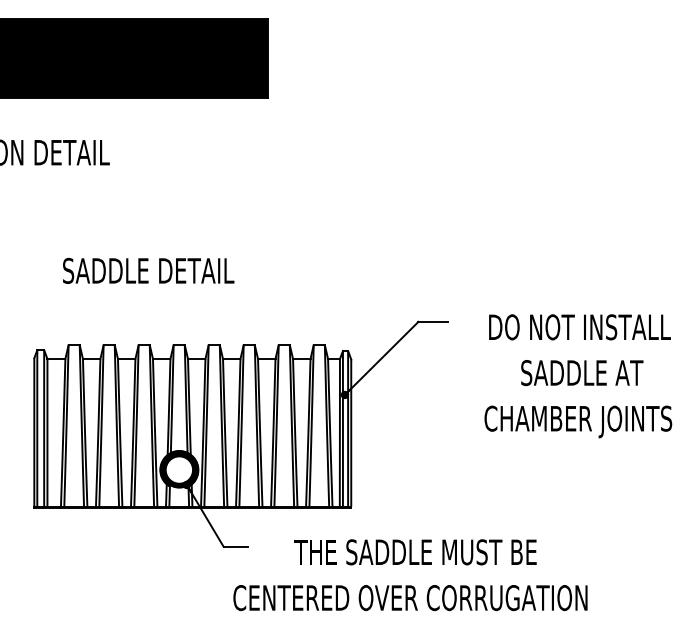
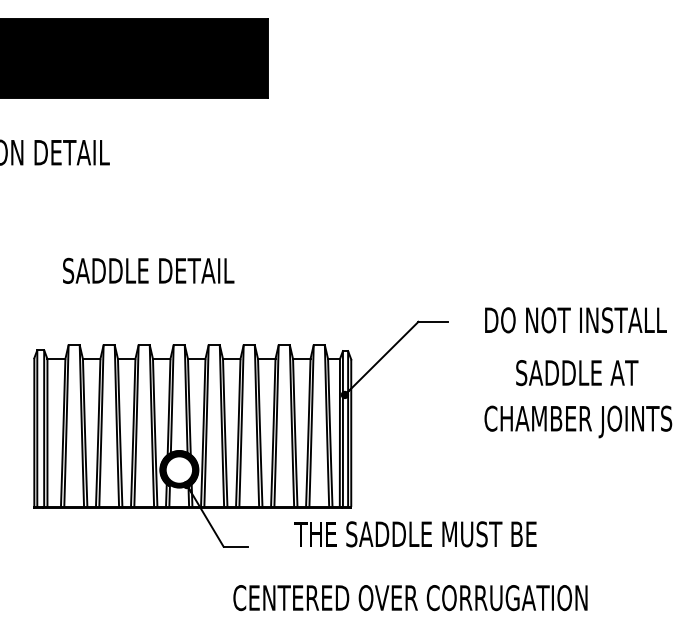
text position: (579, 327) -> (575, 320) (575, 320)
text position: (582, 373) -> (577, 373) (577, 373)
text position: (415, 552) -> (415, 534) (415, 534)
